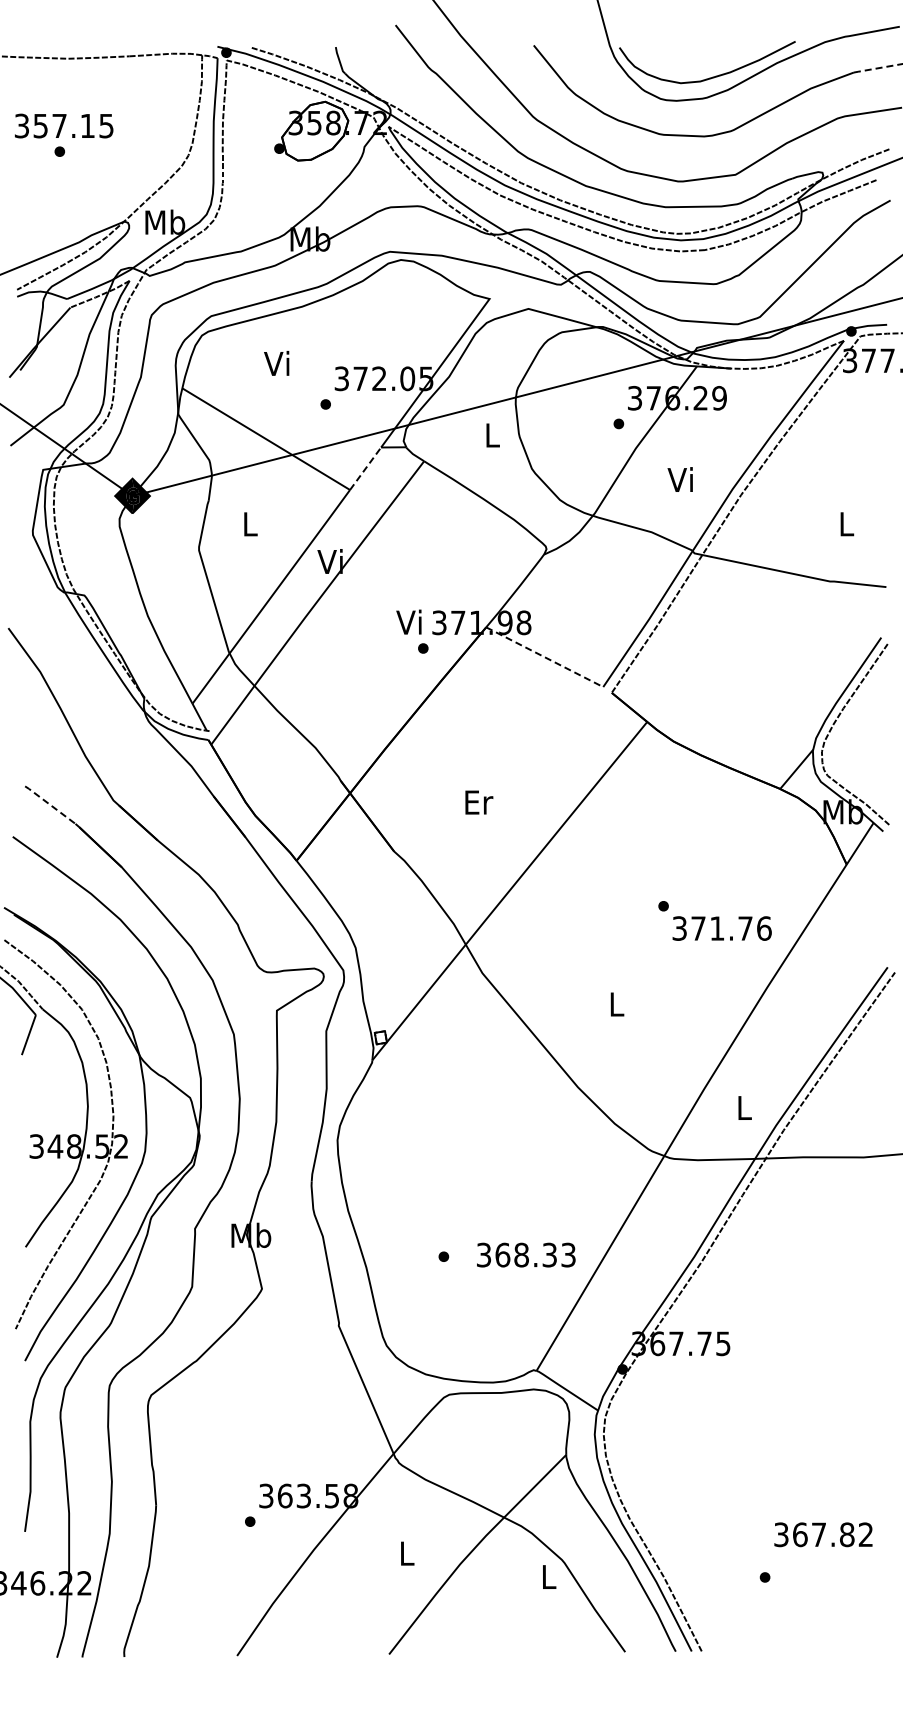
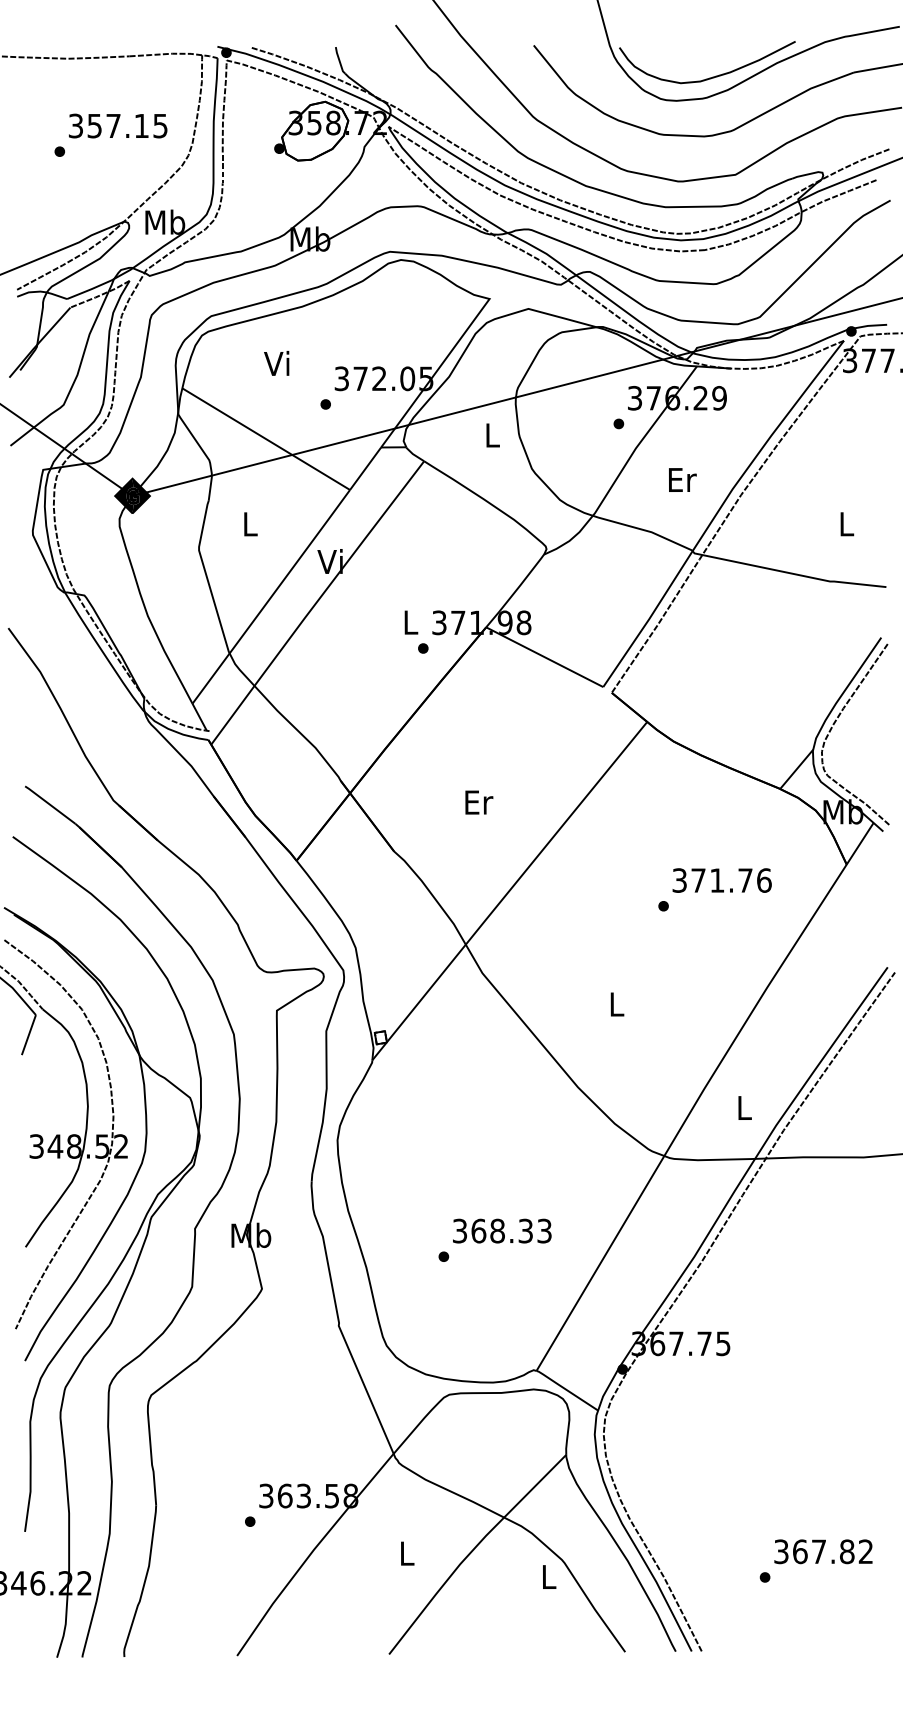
line: dashed -> solid (877, 68)
text position: (64, 125) -> (118, 125) (118, 125)
line: dashed -> solid (365, 468)
text: Vi -> Er (681, 479)
text: Vi -> L (408, 621)
line: dashed -> solid (544, 657)
line: dashed -> solid (50, 804)
text position: (721, 928) -> (721, 880) (721, 880)
text position: (526, 1254) -> (502, 1230) (502, 1230)
text position: (823, 1534) -> (823, 1551) (823, 1551)
